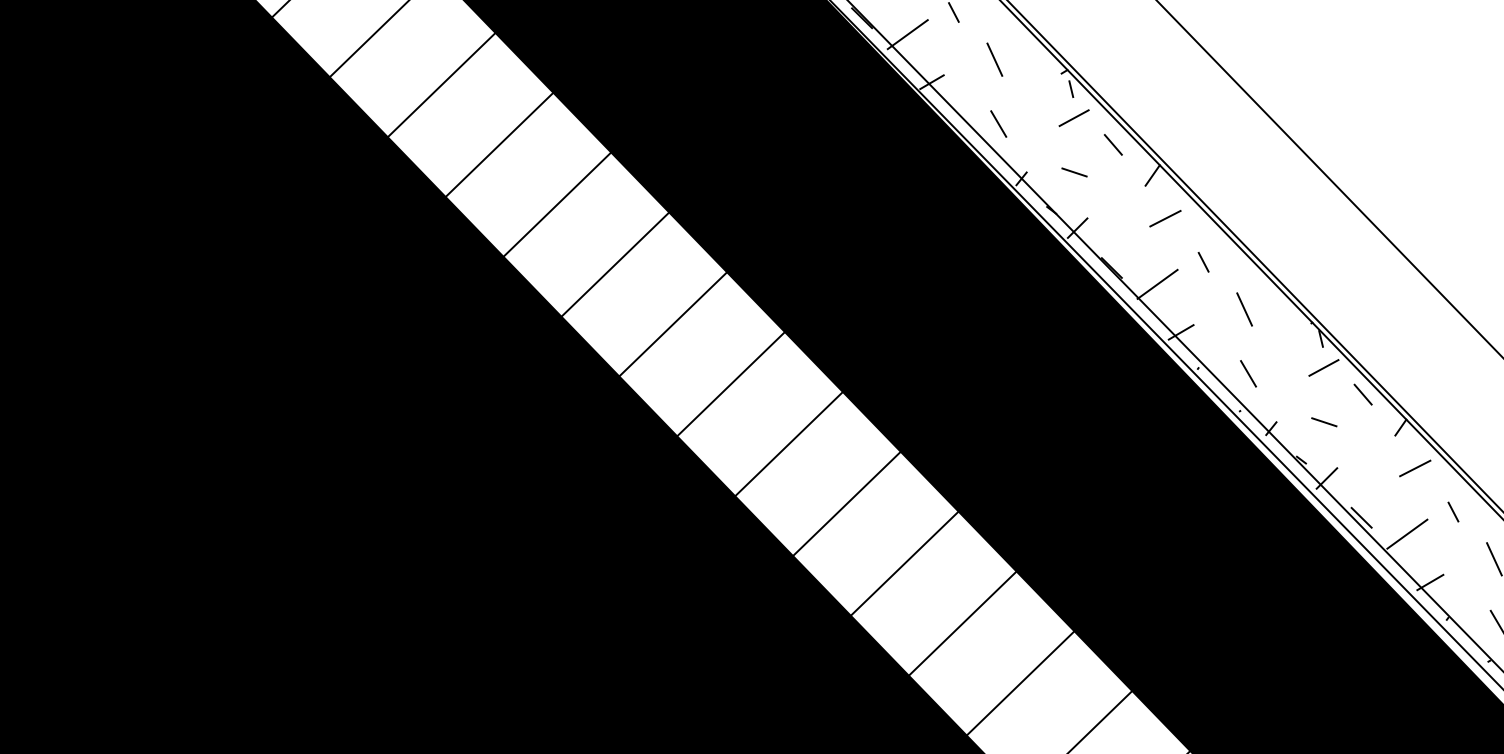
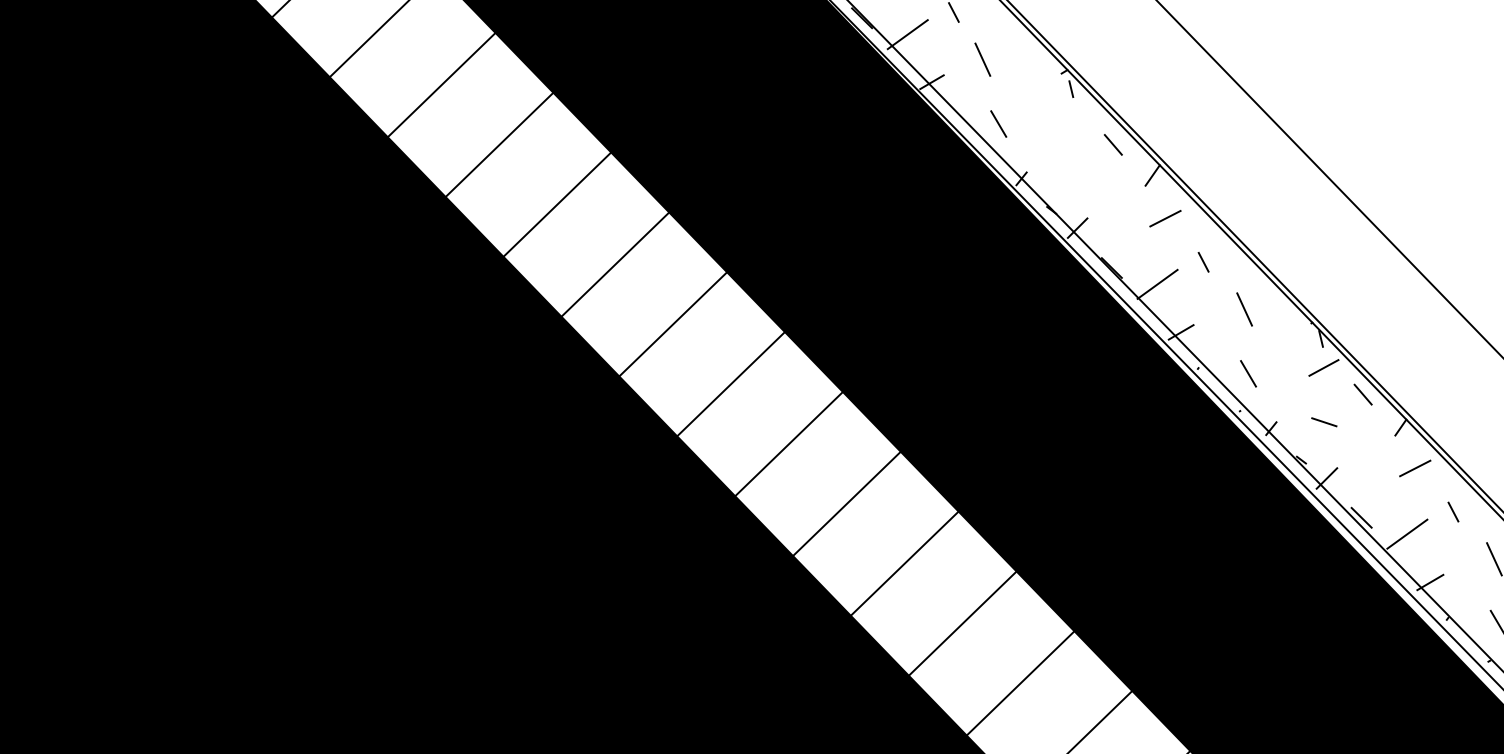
line position: (994, 59) -> (982, 59) (982, 59)
line: present -> none (1073, 118)
line: present -> none (1074, 172)
